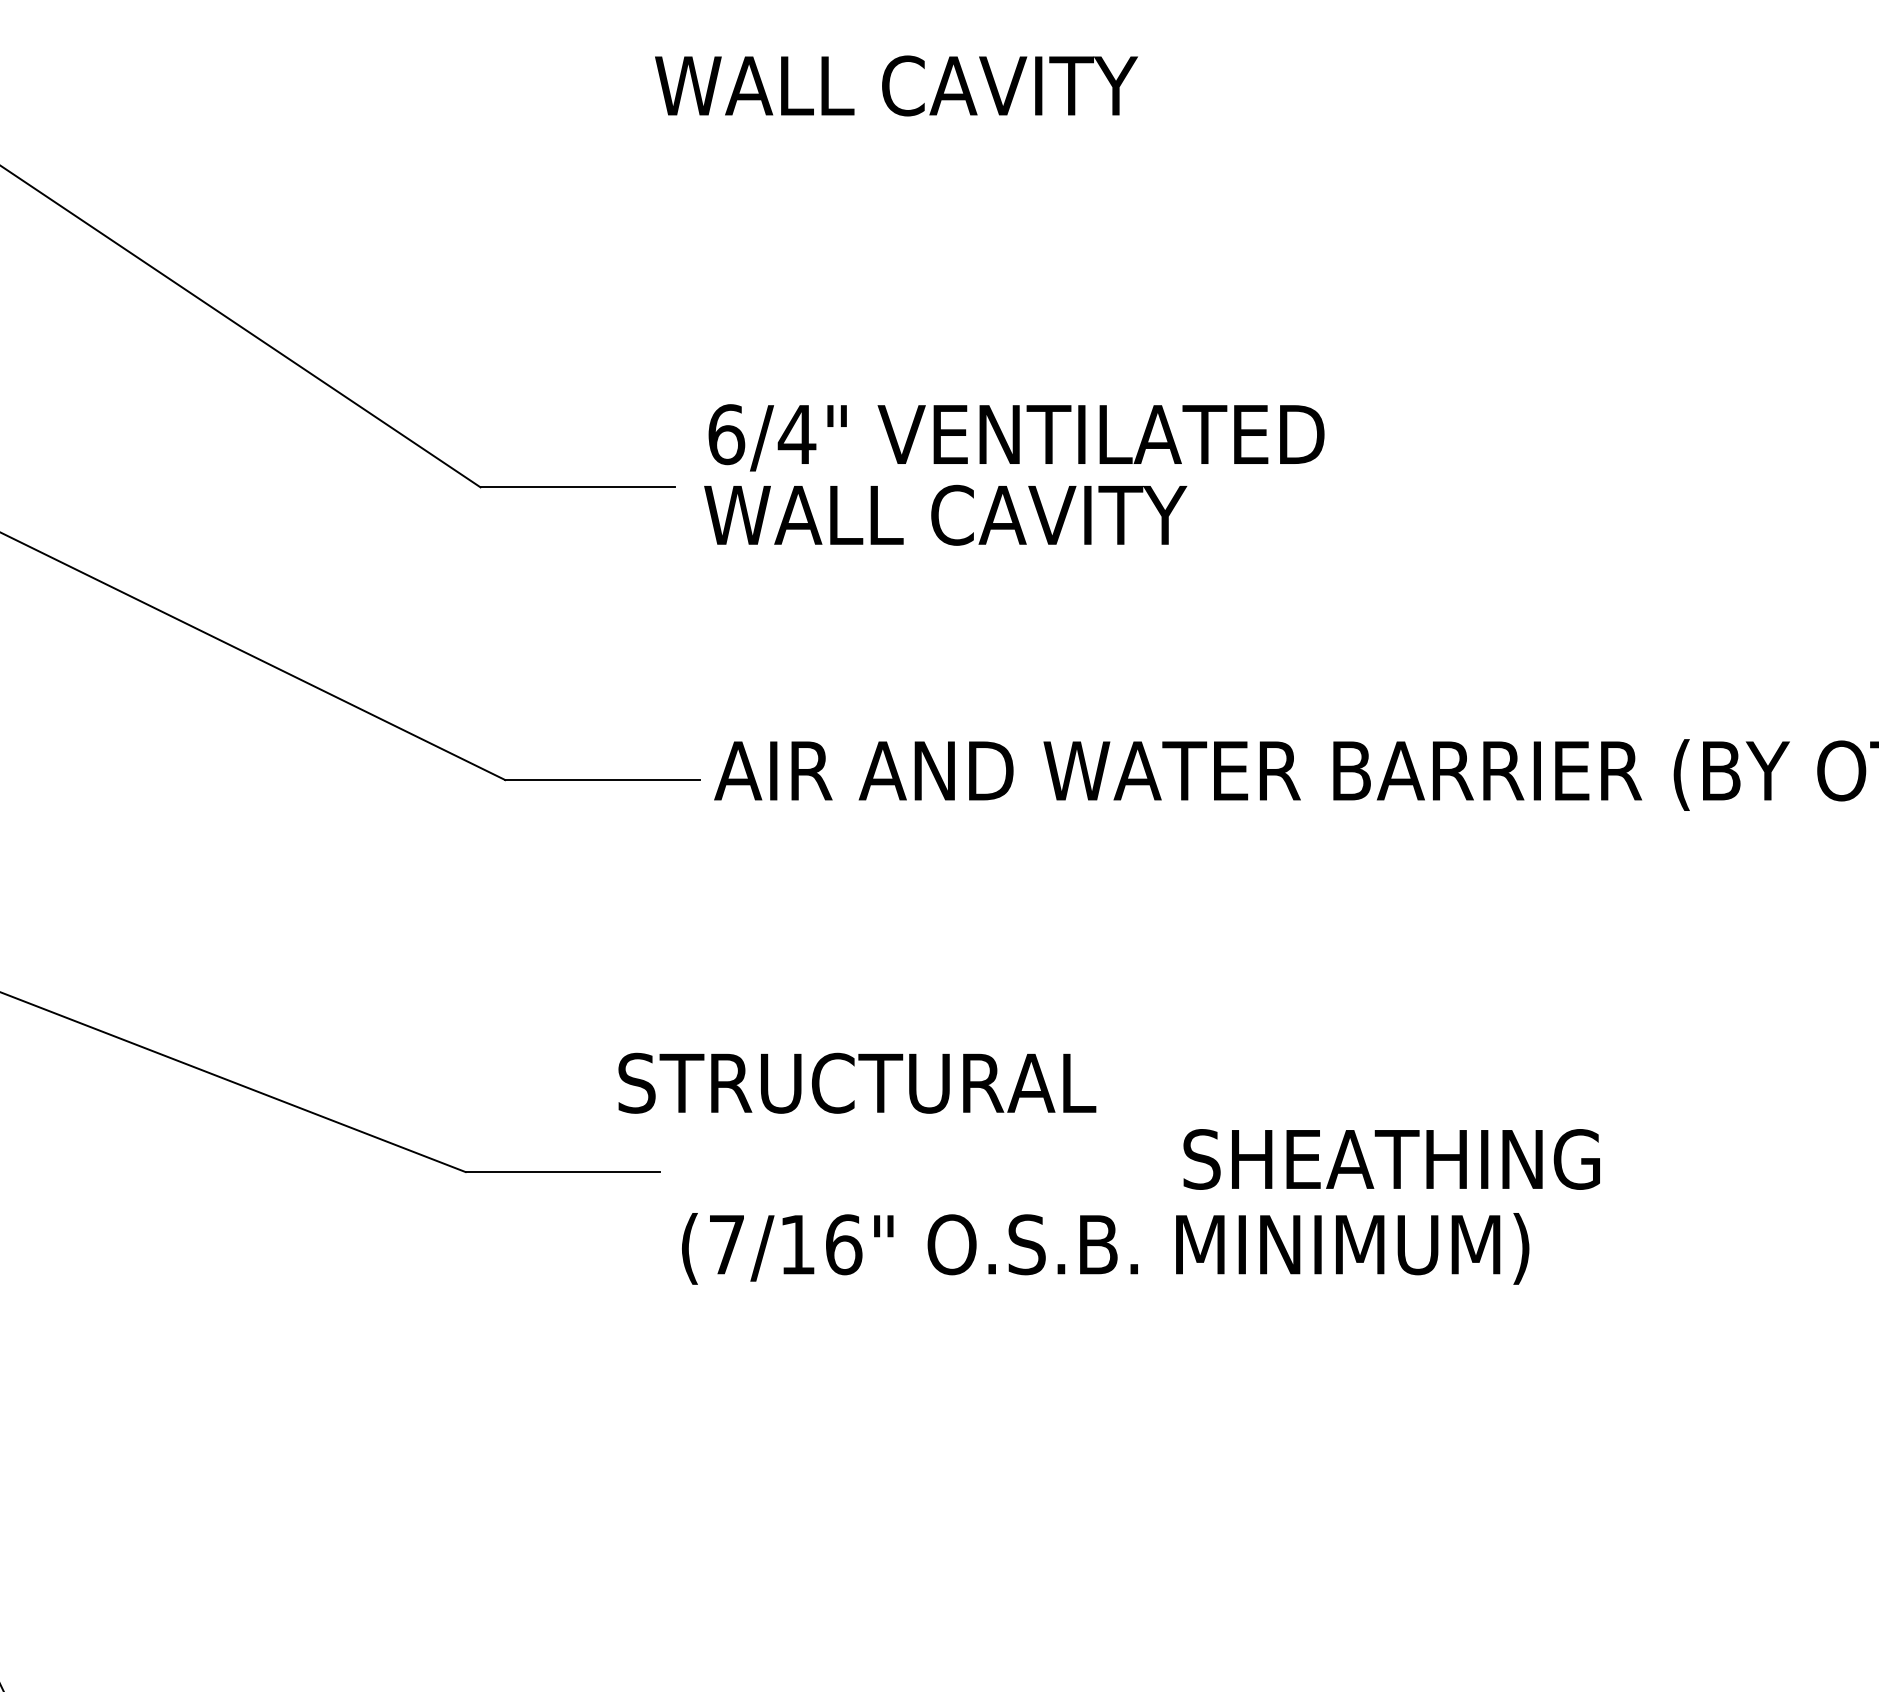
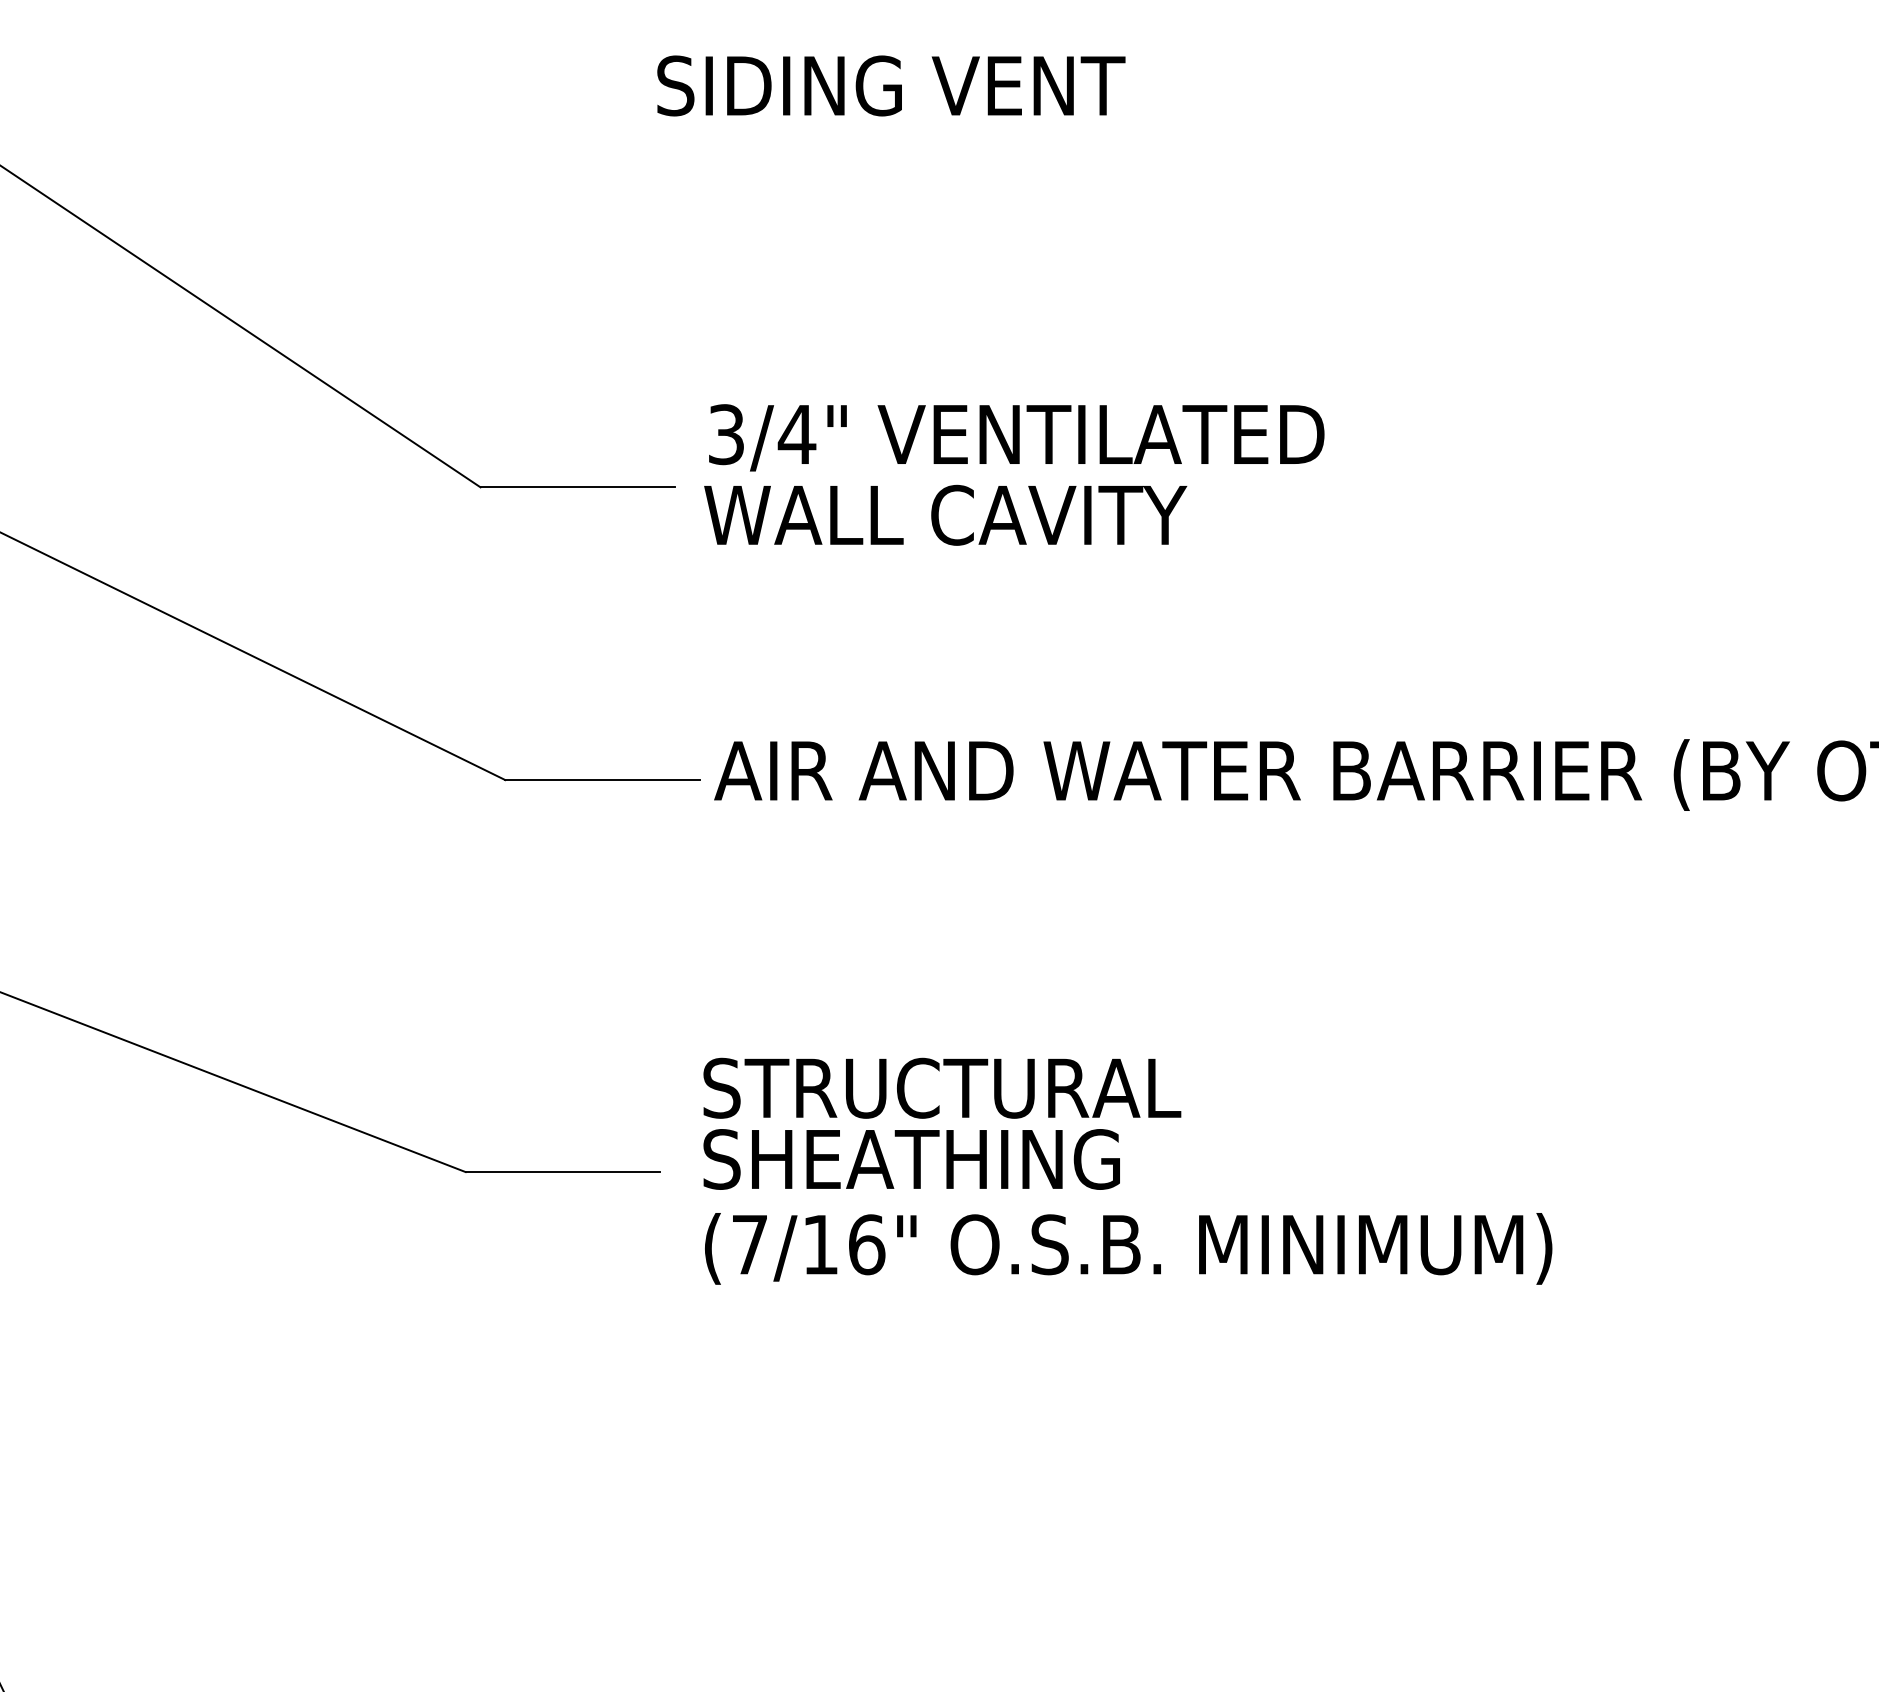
text: WALL CAVITY -> SIDING VENT (896, 85)
text: 6/4" -> 3/4" (726, 434)
text position: (857, 1082) -> (942, 1087) (942, 1087)
text position: (1391, 1159) -> (911, 1159) (911, 1159)
text position: (1105, 1248) -> (1128, 1248) (1128, 1248)
